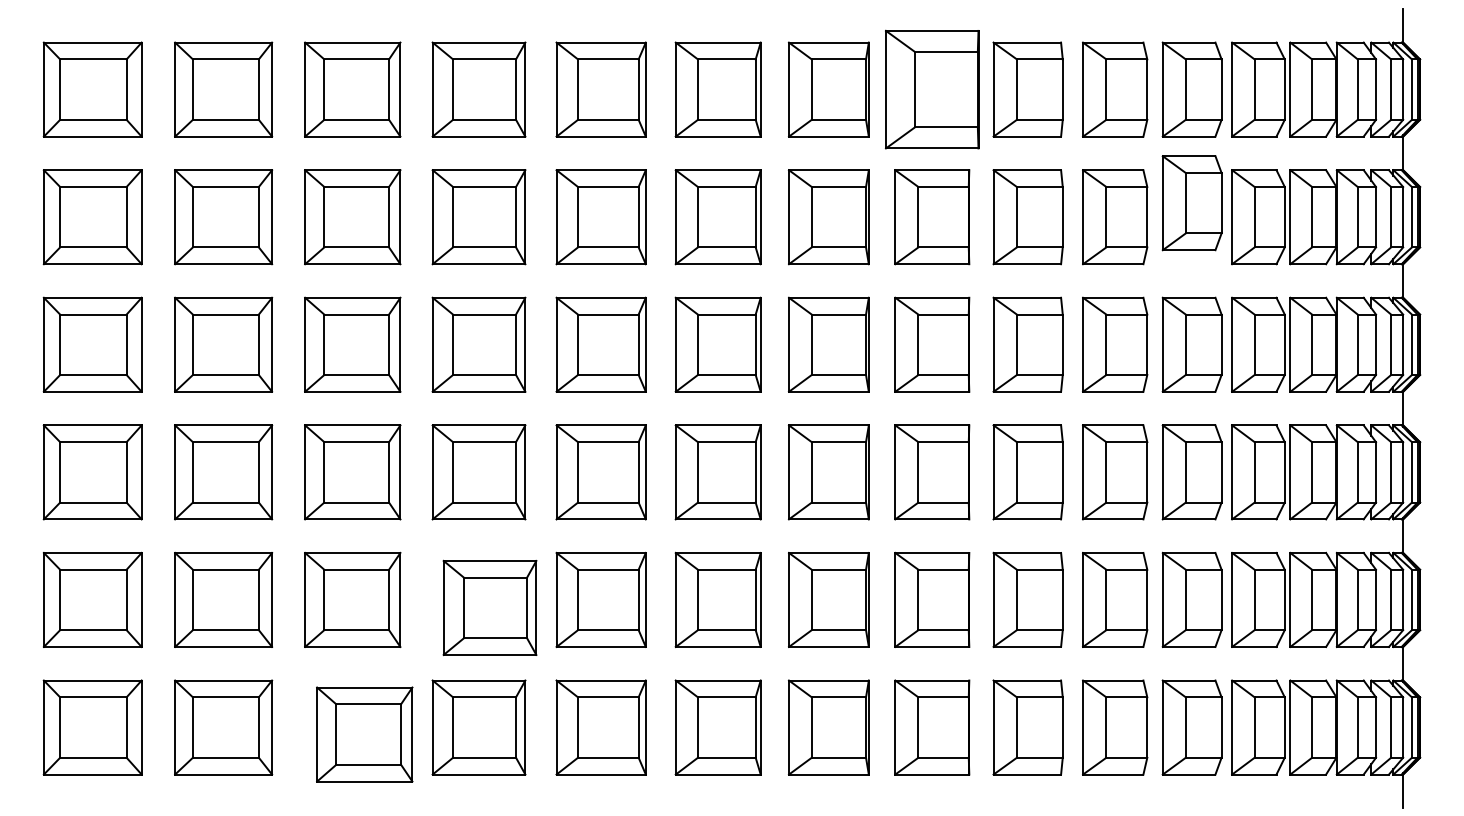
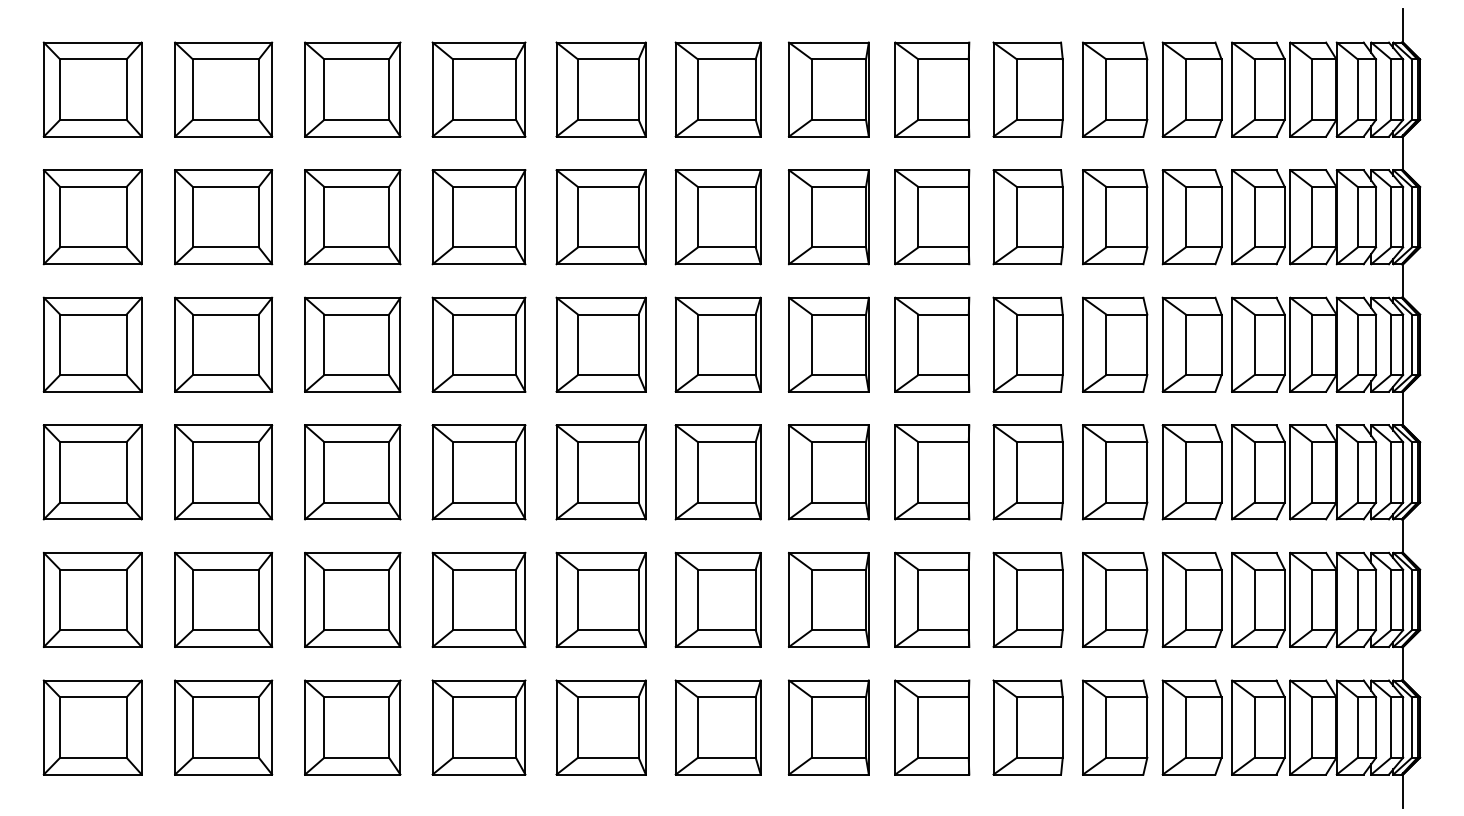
part size: 95x121 px -> 77x97 px (932, 89)
part position: (1191, 203) -> (1191, 217) (1191, 217)
part position: (489, 607) -> (478, 599) (478, 599)
part position: (364, 734) -> (352, 727) (352, 727)
